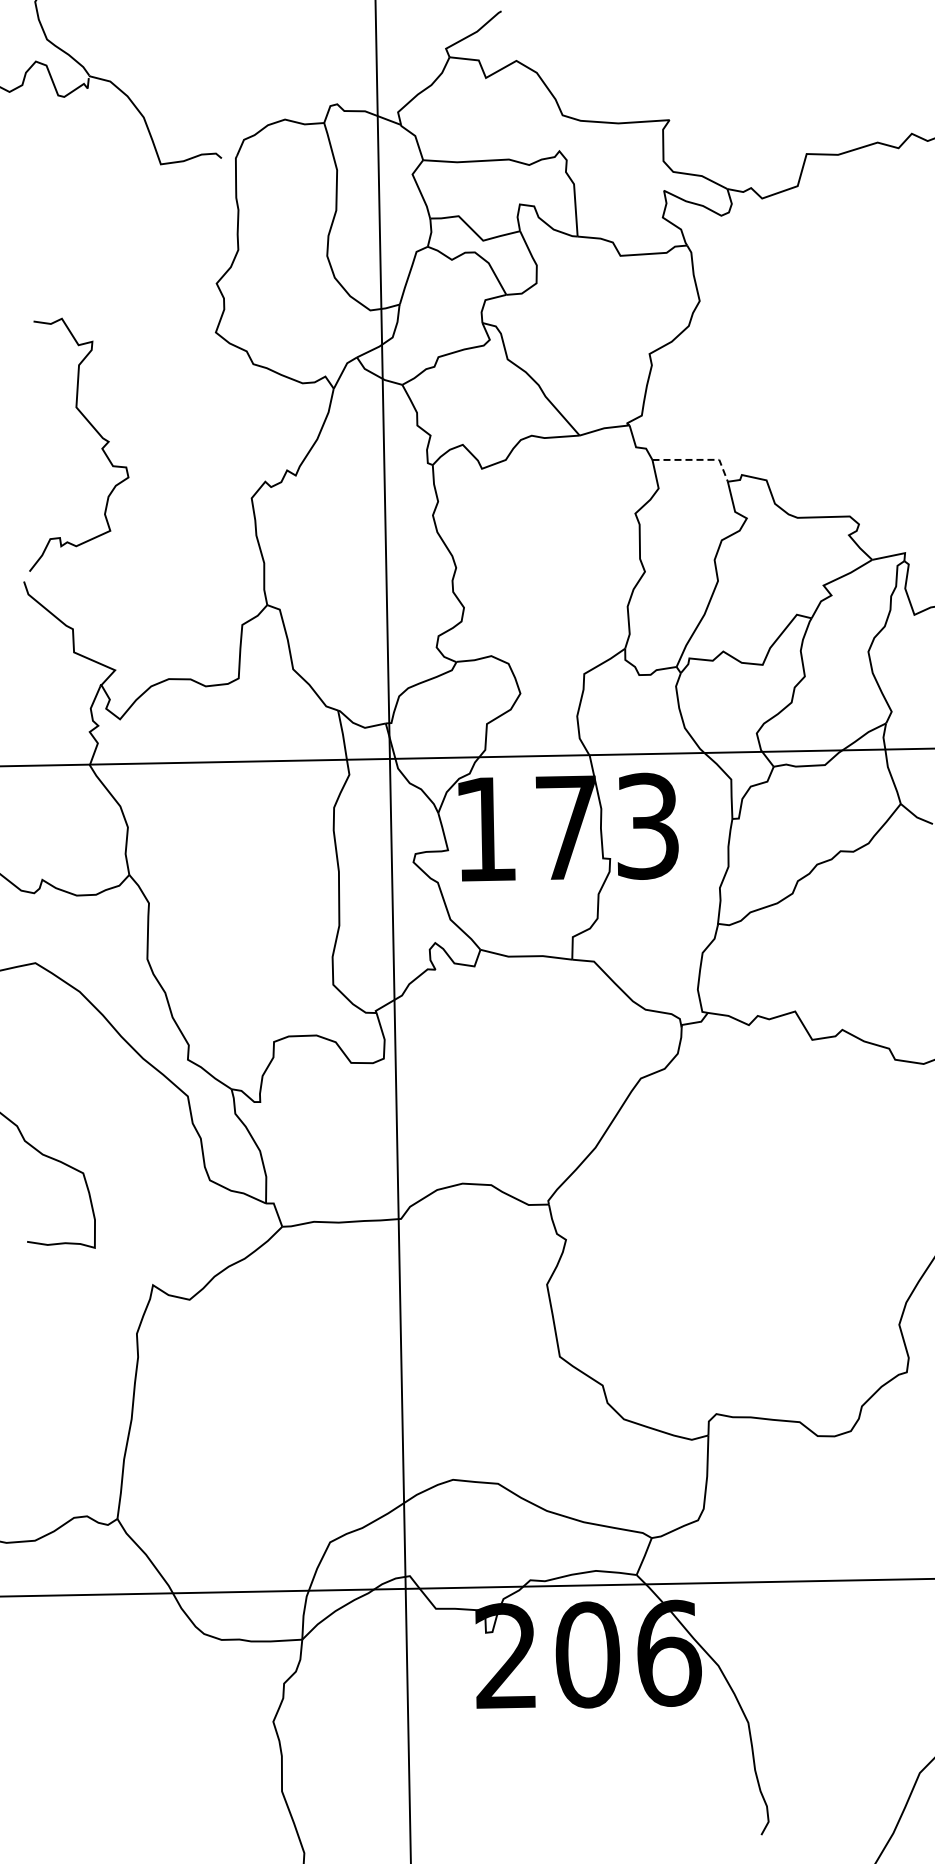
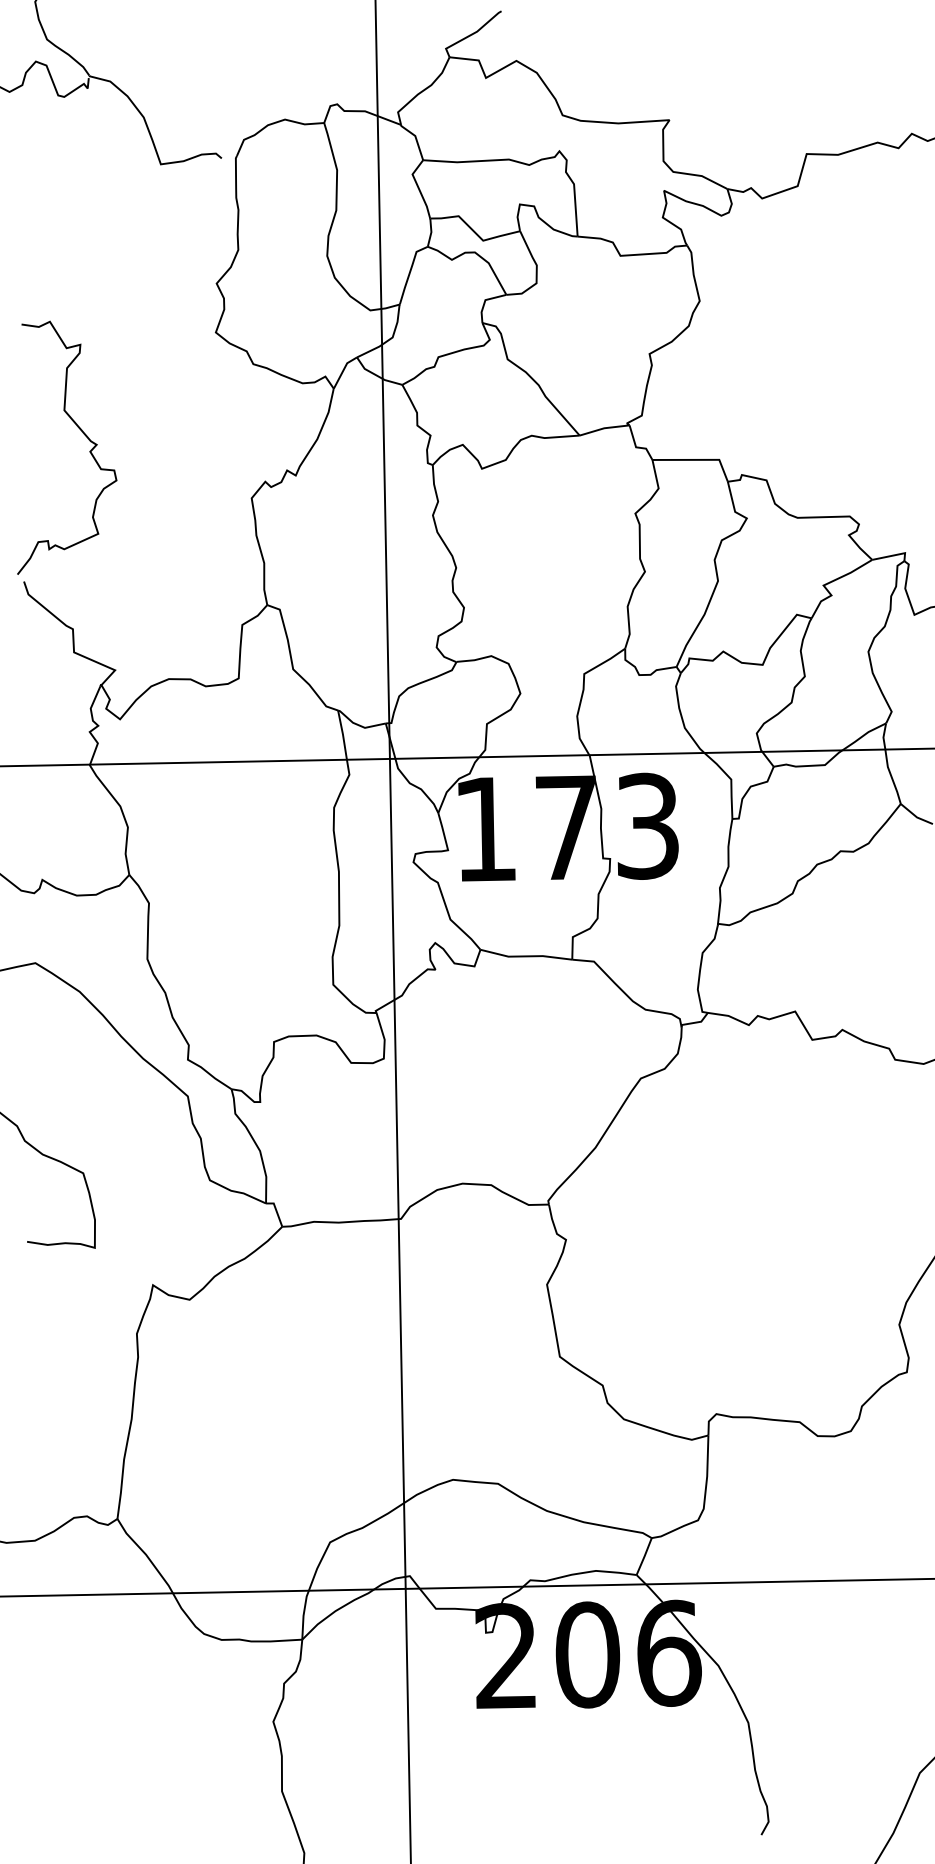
curve position: (95, 431) -> (83, 434) (83, 434)
line: dashed -> solid (698, 459)
